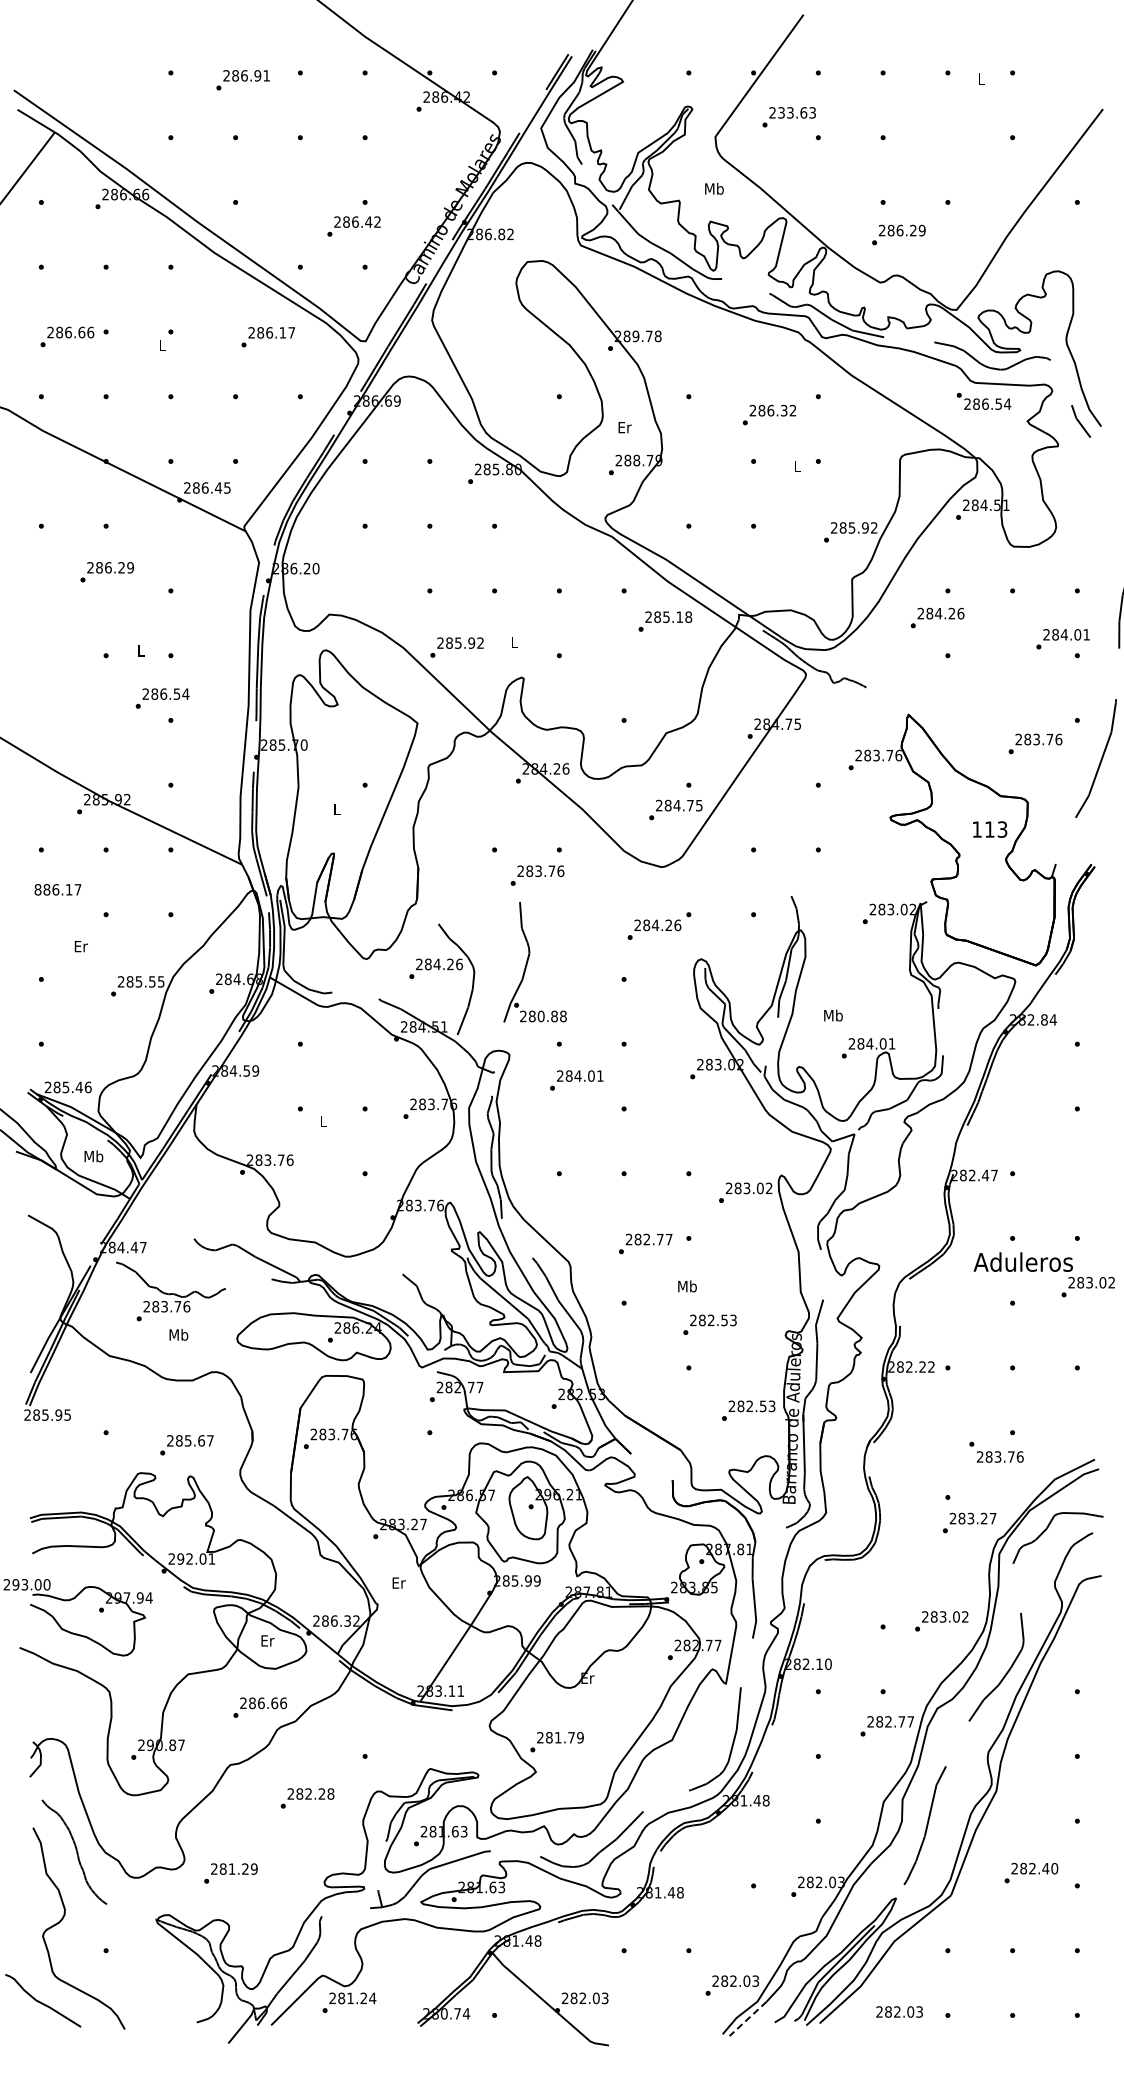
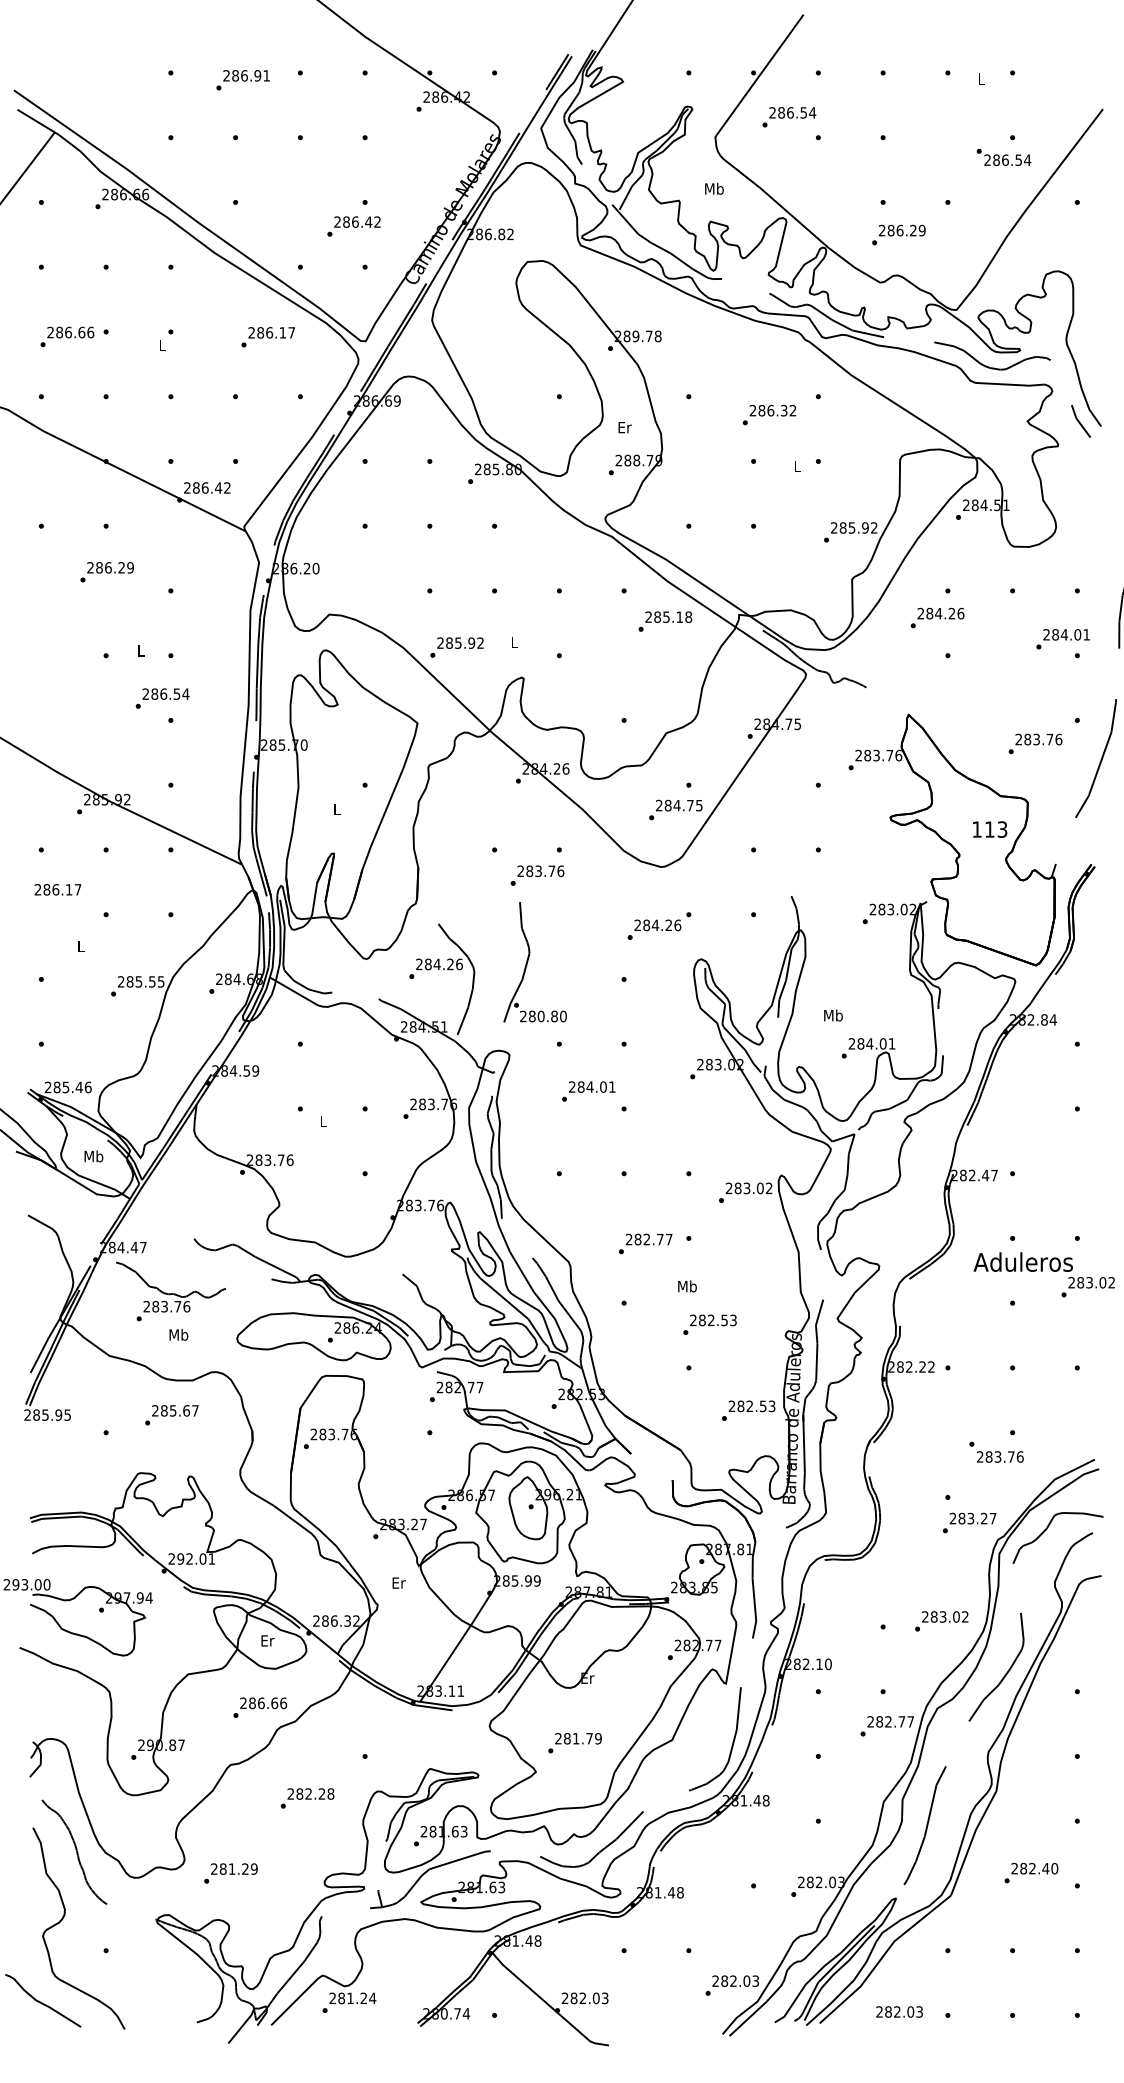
text: 233.63 -> 286.54 (797, 112)
text position: (983, 400) -> (1003, 156) (1003, 156)
text: 286.45 -> 286.42 (227, 487)
text: 886.17 -> 286.17 (37, 889)
text: Er -> L (80, 946)
text: 280.88 -> 280.80 (563, 1016)
text position: (576, 1080) -> (588, 1091) (588, 1091)
text position: (186, 1445) -> (171, 1415) (171, 1415)
text position: (556, 1742) -> (574, 1743) (574, 1743)
line: dashed -> solid (747, 2019)
